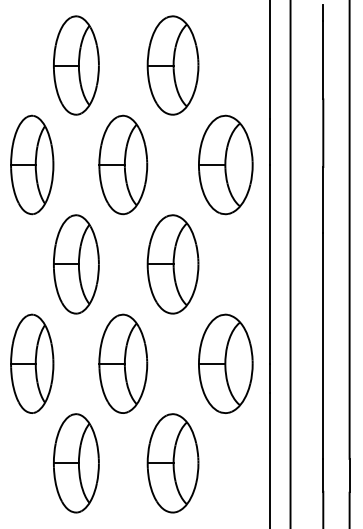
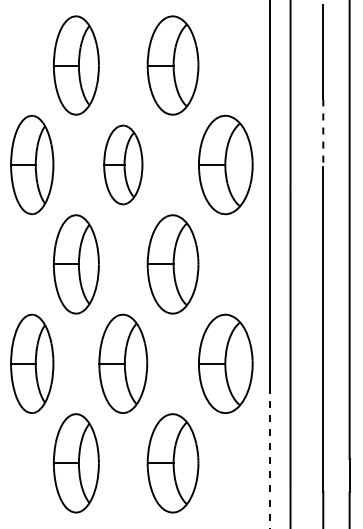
line: solid -> dashed (323, 133)
part size: 51x102 px -> 41x82 px (123, 164)
line: solid -> dashed (270, 460)
